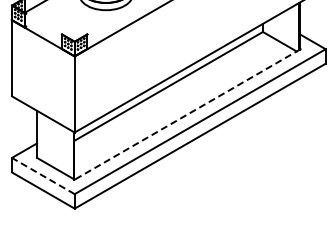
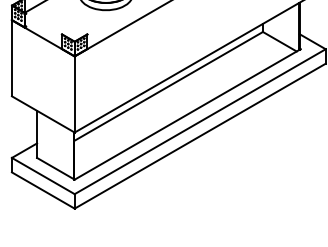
line: dashed -> solid (187, 114)
line: dashed -> solid (42, 175)
